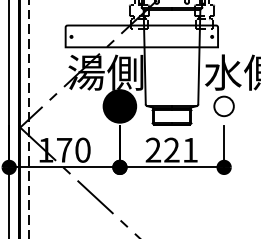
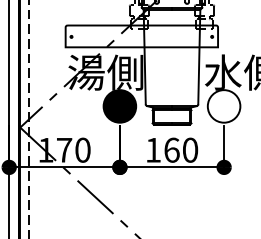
circle diameter: 20 px -> 33 px (223, 106)
text: 221 -> 160 (171, 149)
